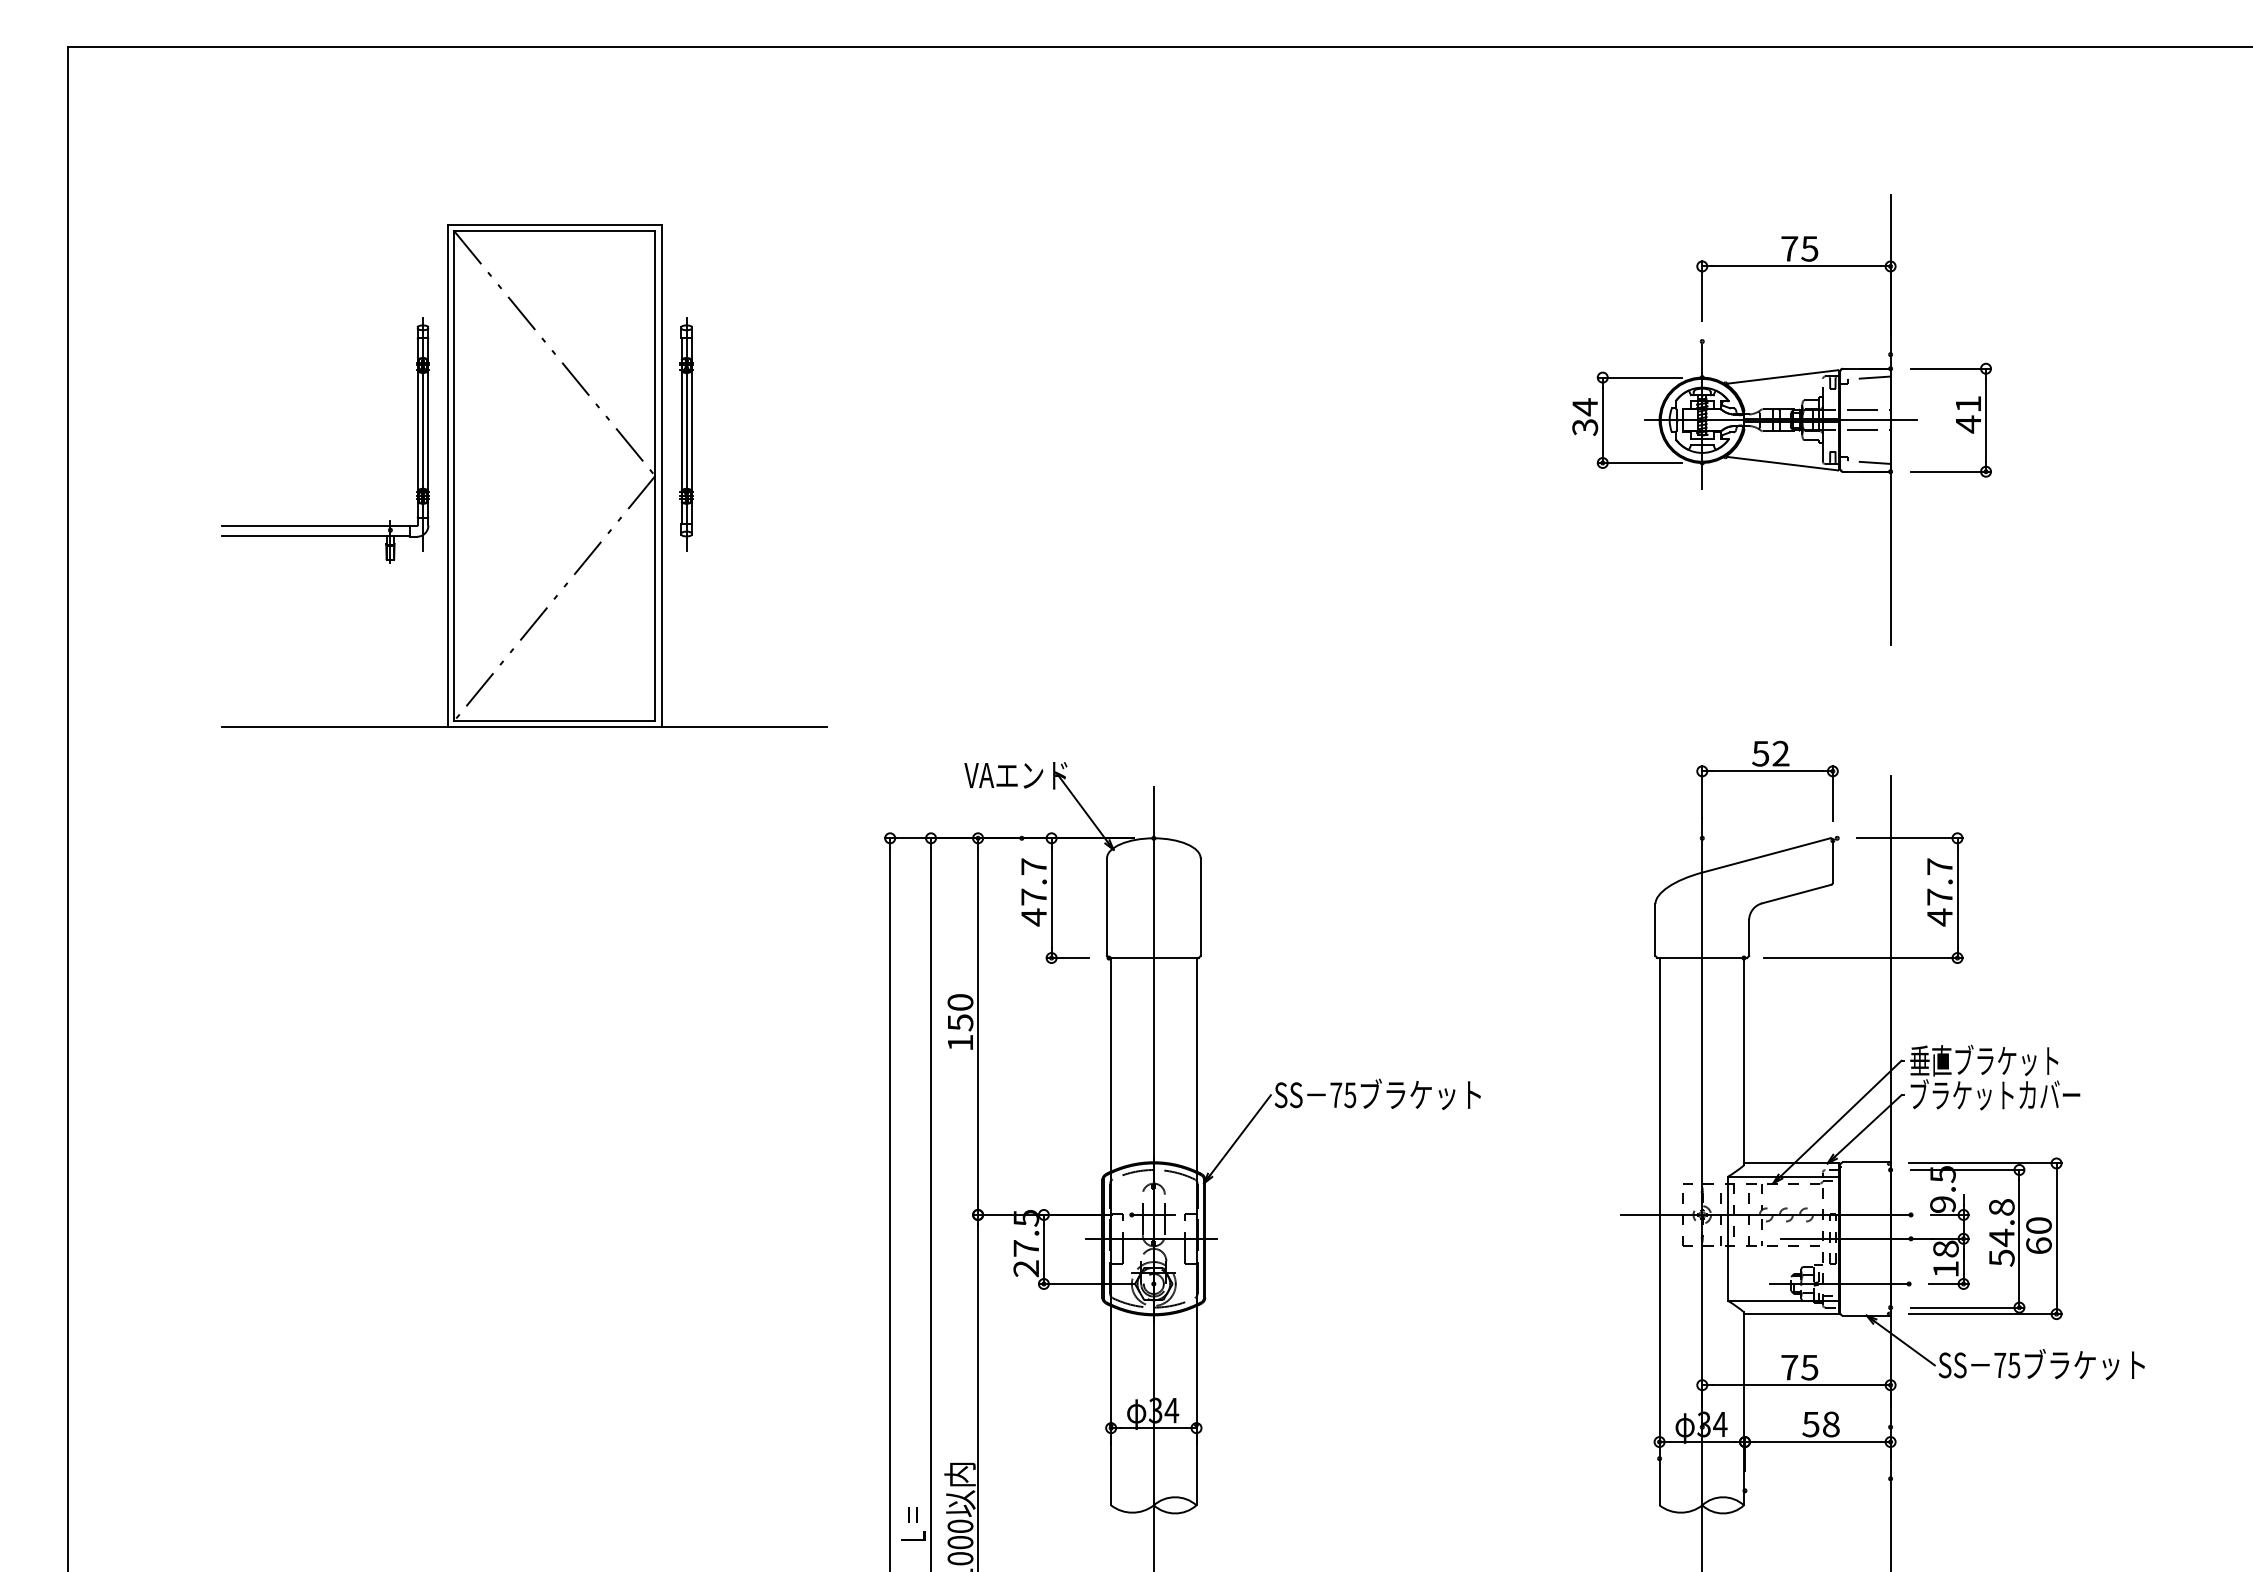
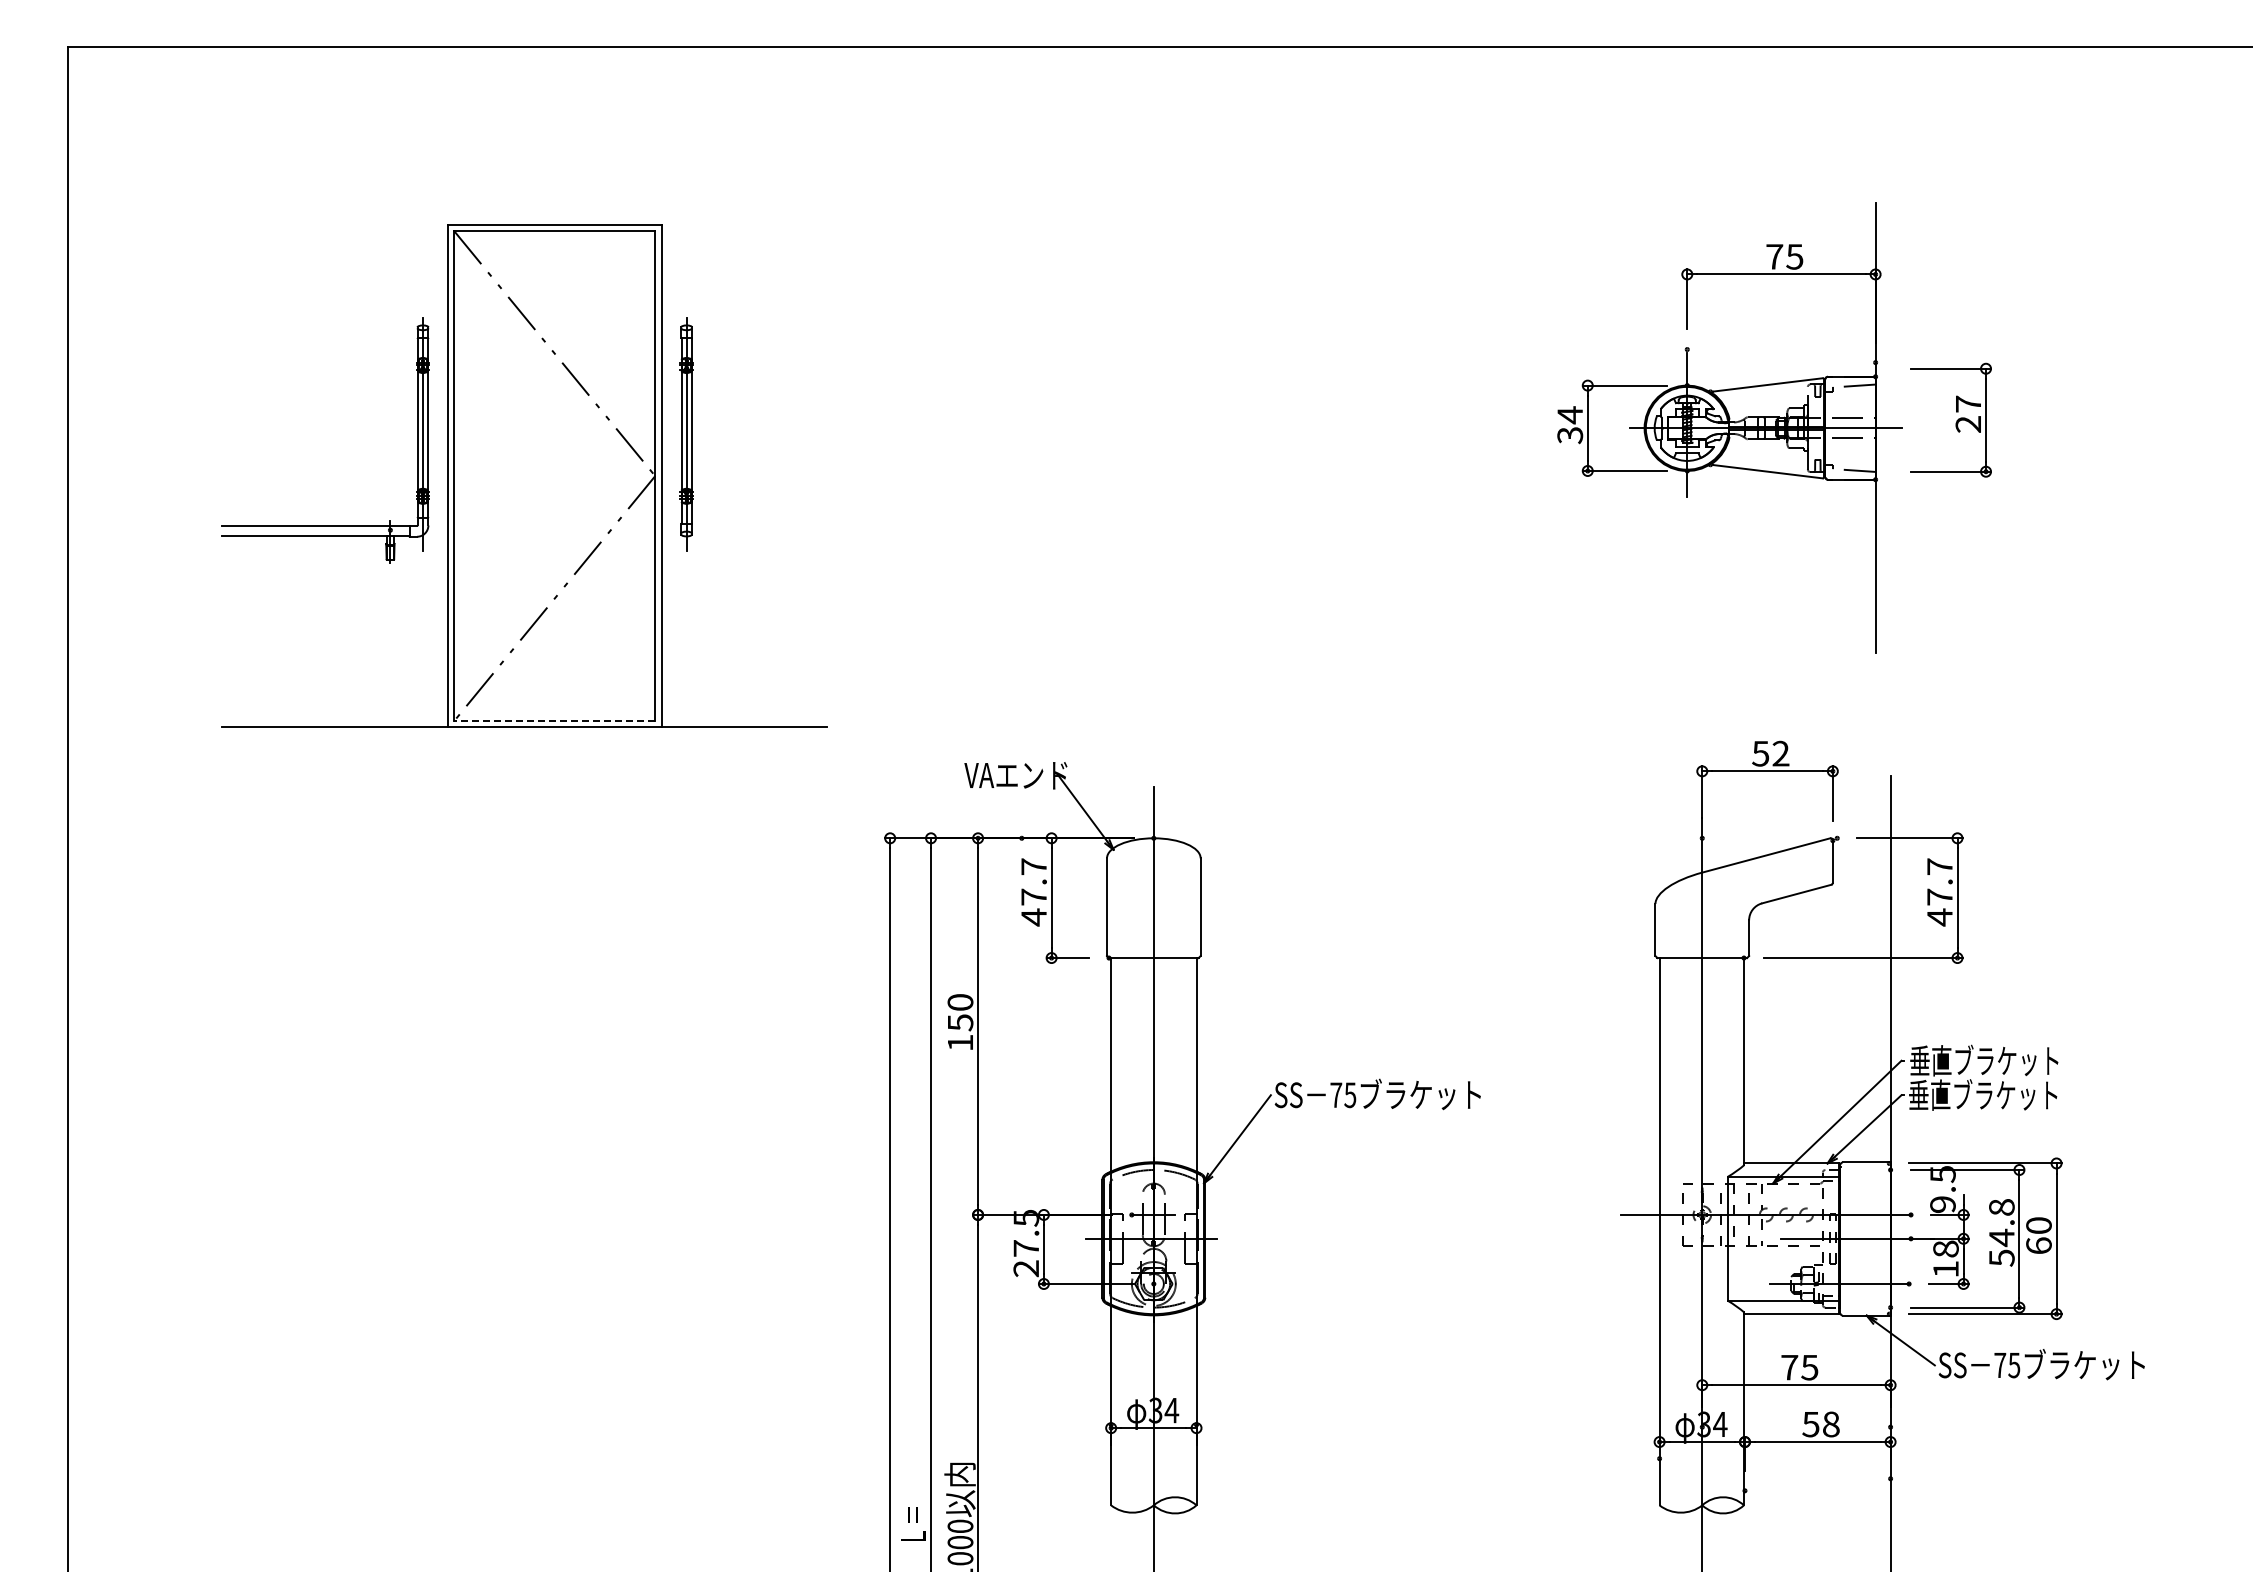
text: 41 -> 27 (1967, 414)
part position: (1744, 419) -> (1729, 427) (1729, 427)
line: solid -> dashed (554, 720)
text: ブラケットカバー -> 垂直ブラケット (1994, 1094)
